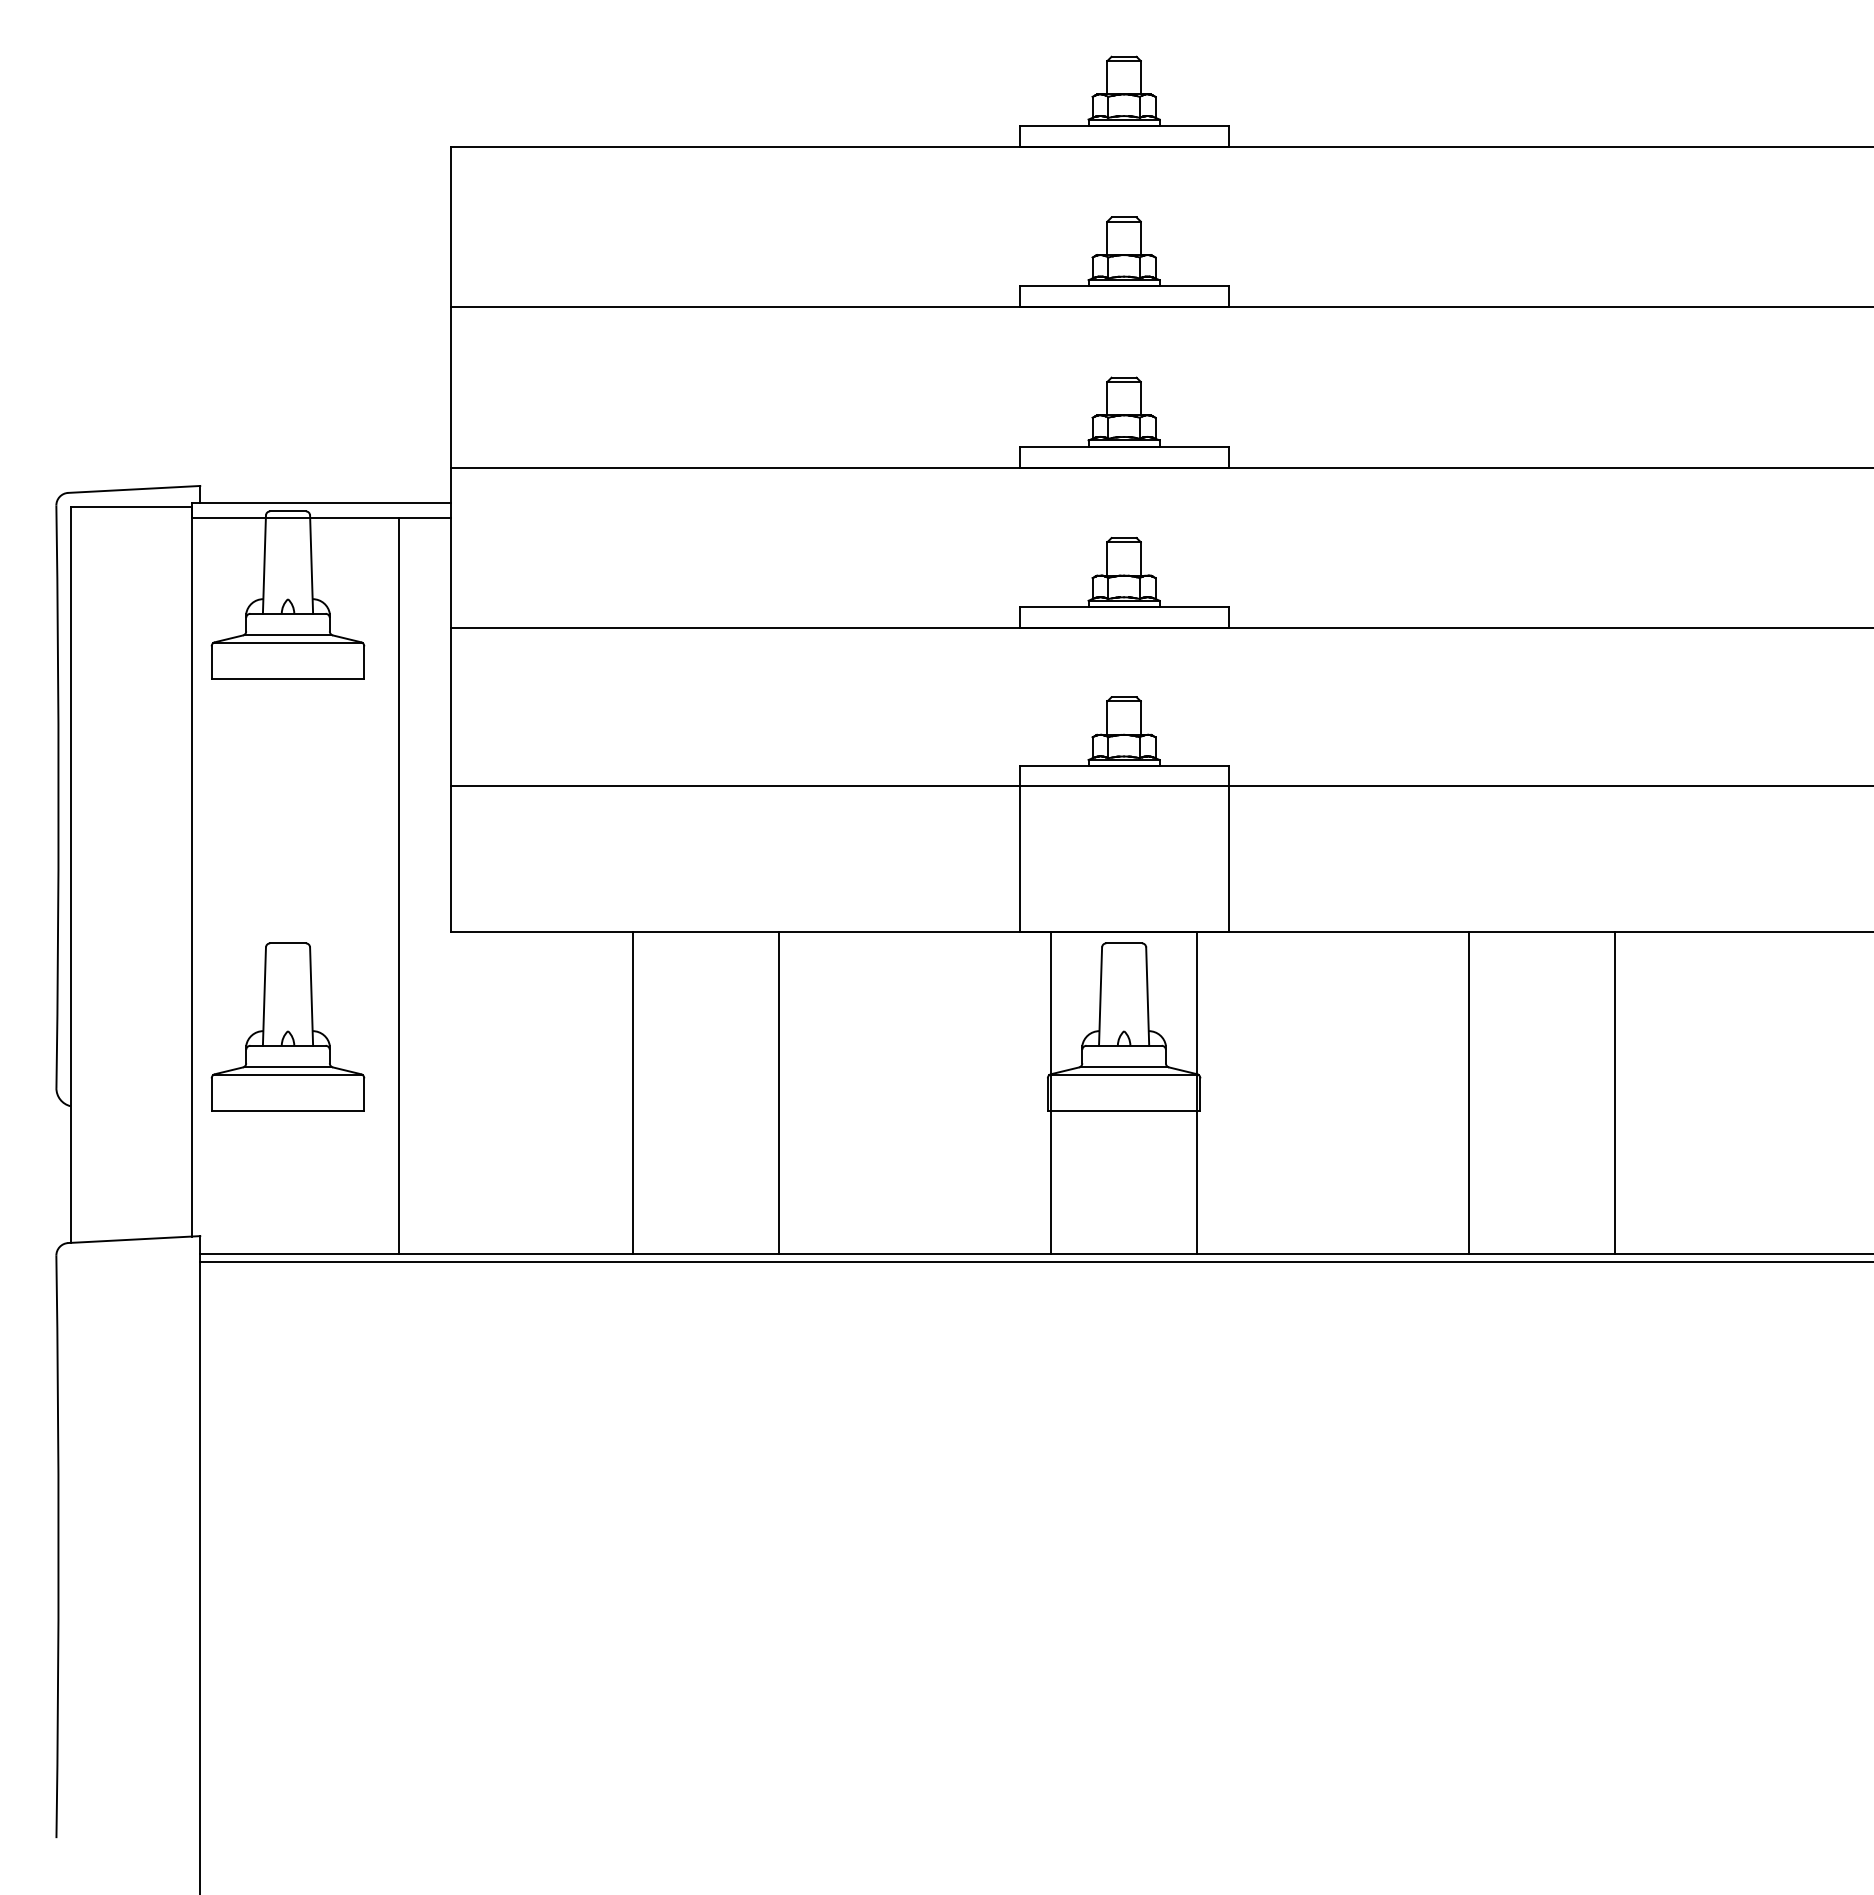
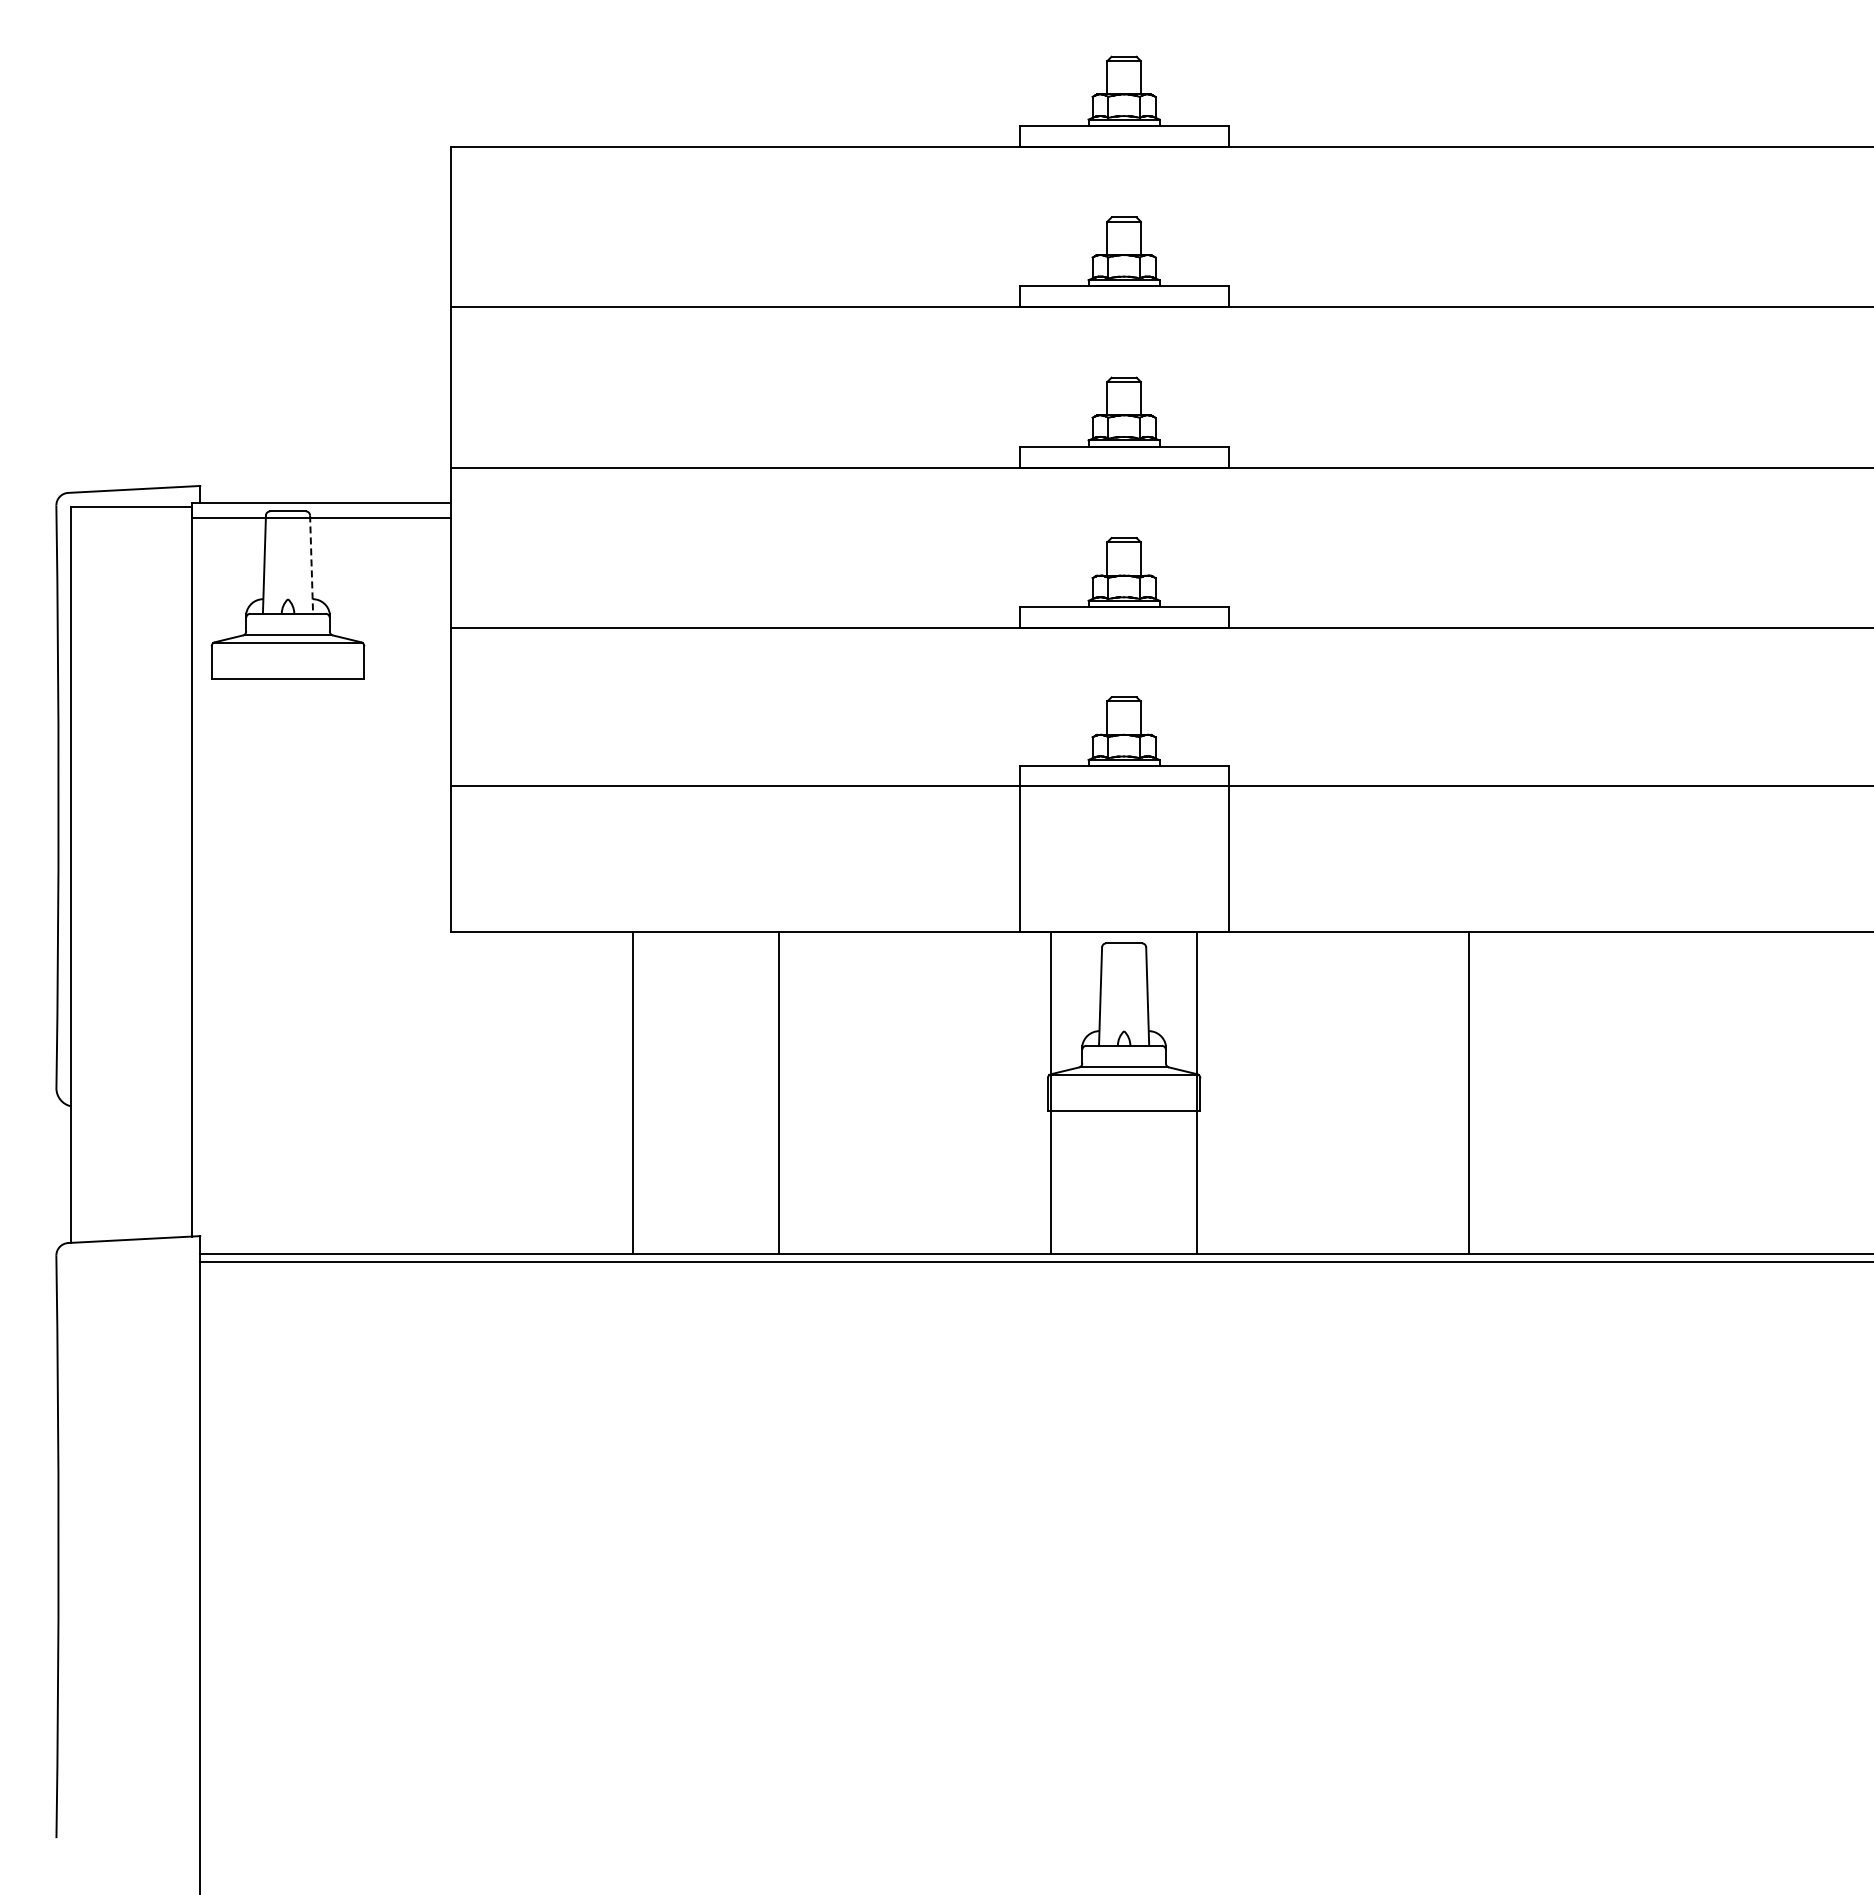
line: solid -> dashed (311, 565)
line: present -> none (398, 885)
part: present -> none (287, 1026)
line: present -> none (1615, 1092)
